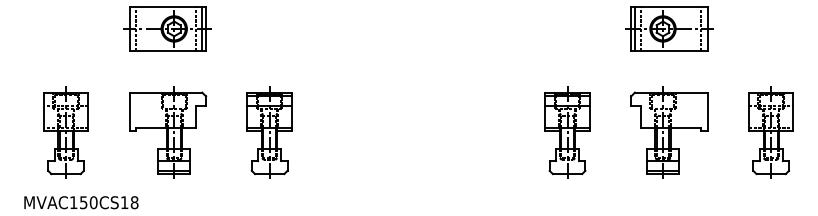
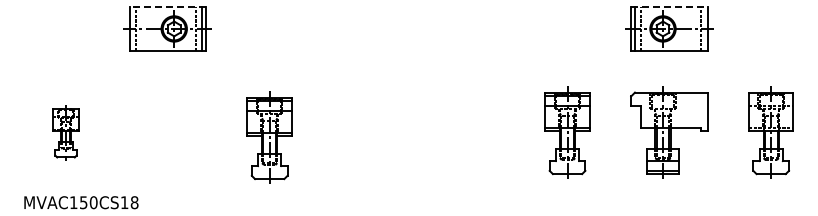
line: solid -> dashed (167, 6)
line: solid -> dashed (669, 6)
part size: 46x93 px -> 28x56 px (65, 132)
part: present -> none (168, 132)
part position: (269, 132) -> (269, 137) (269, 137)
